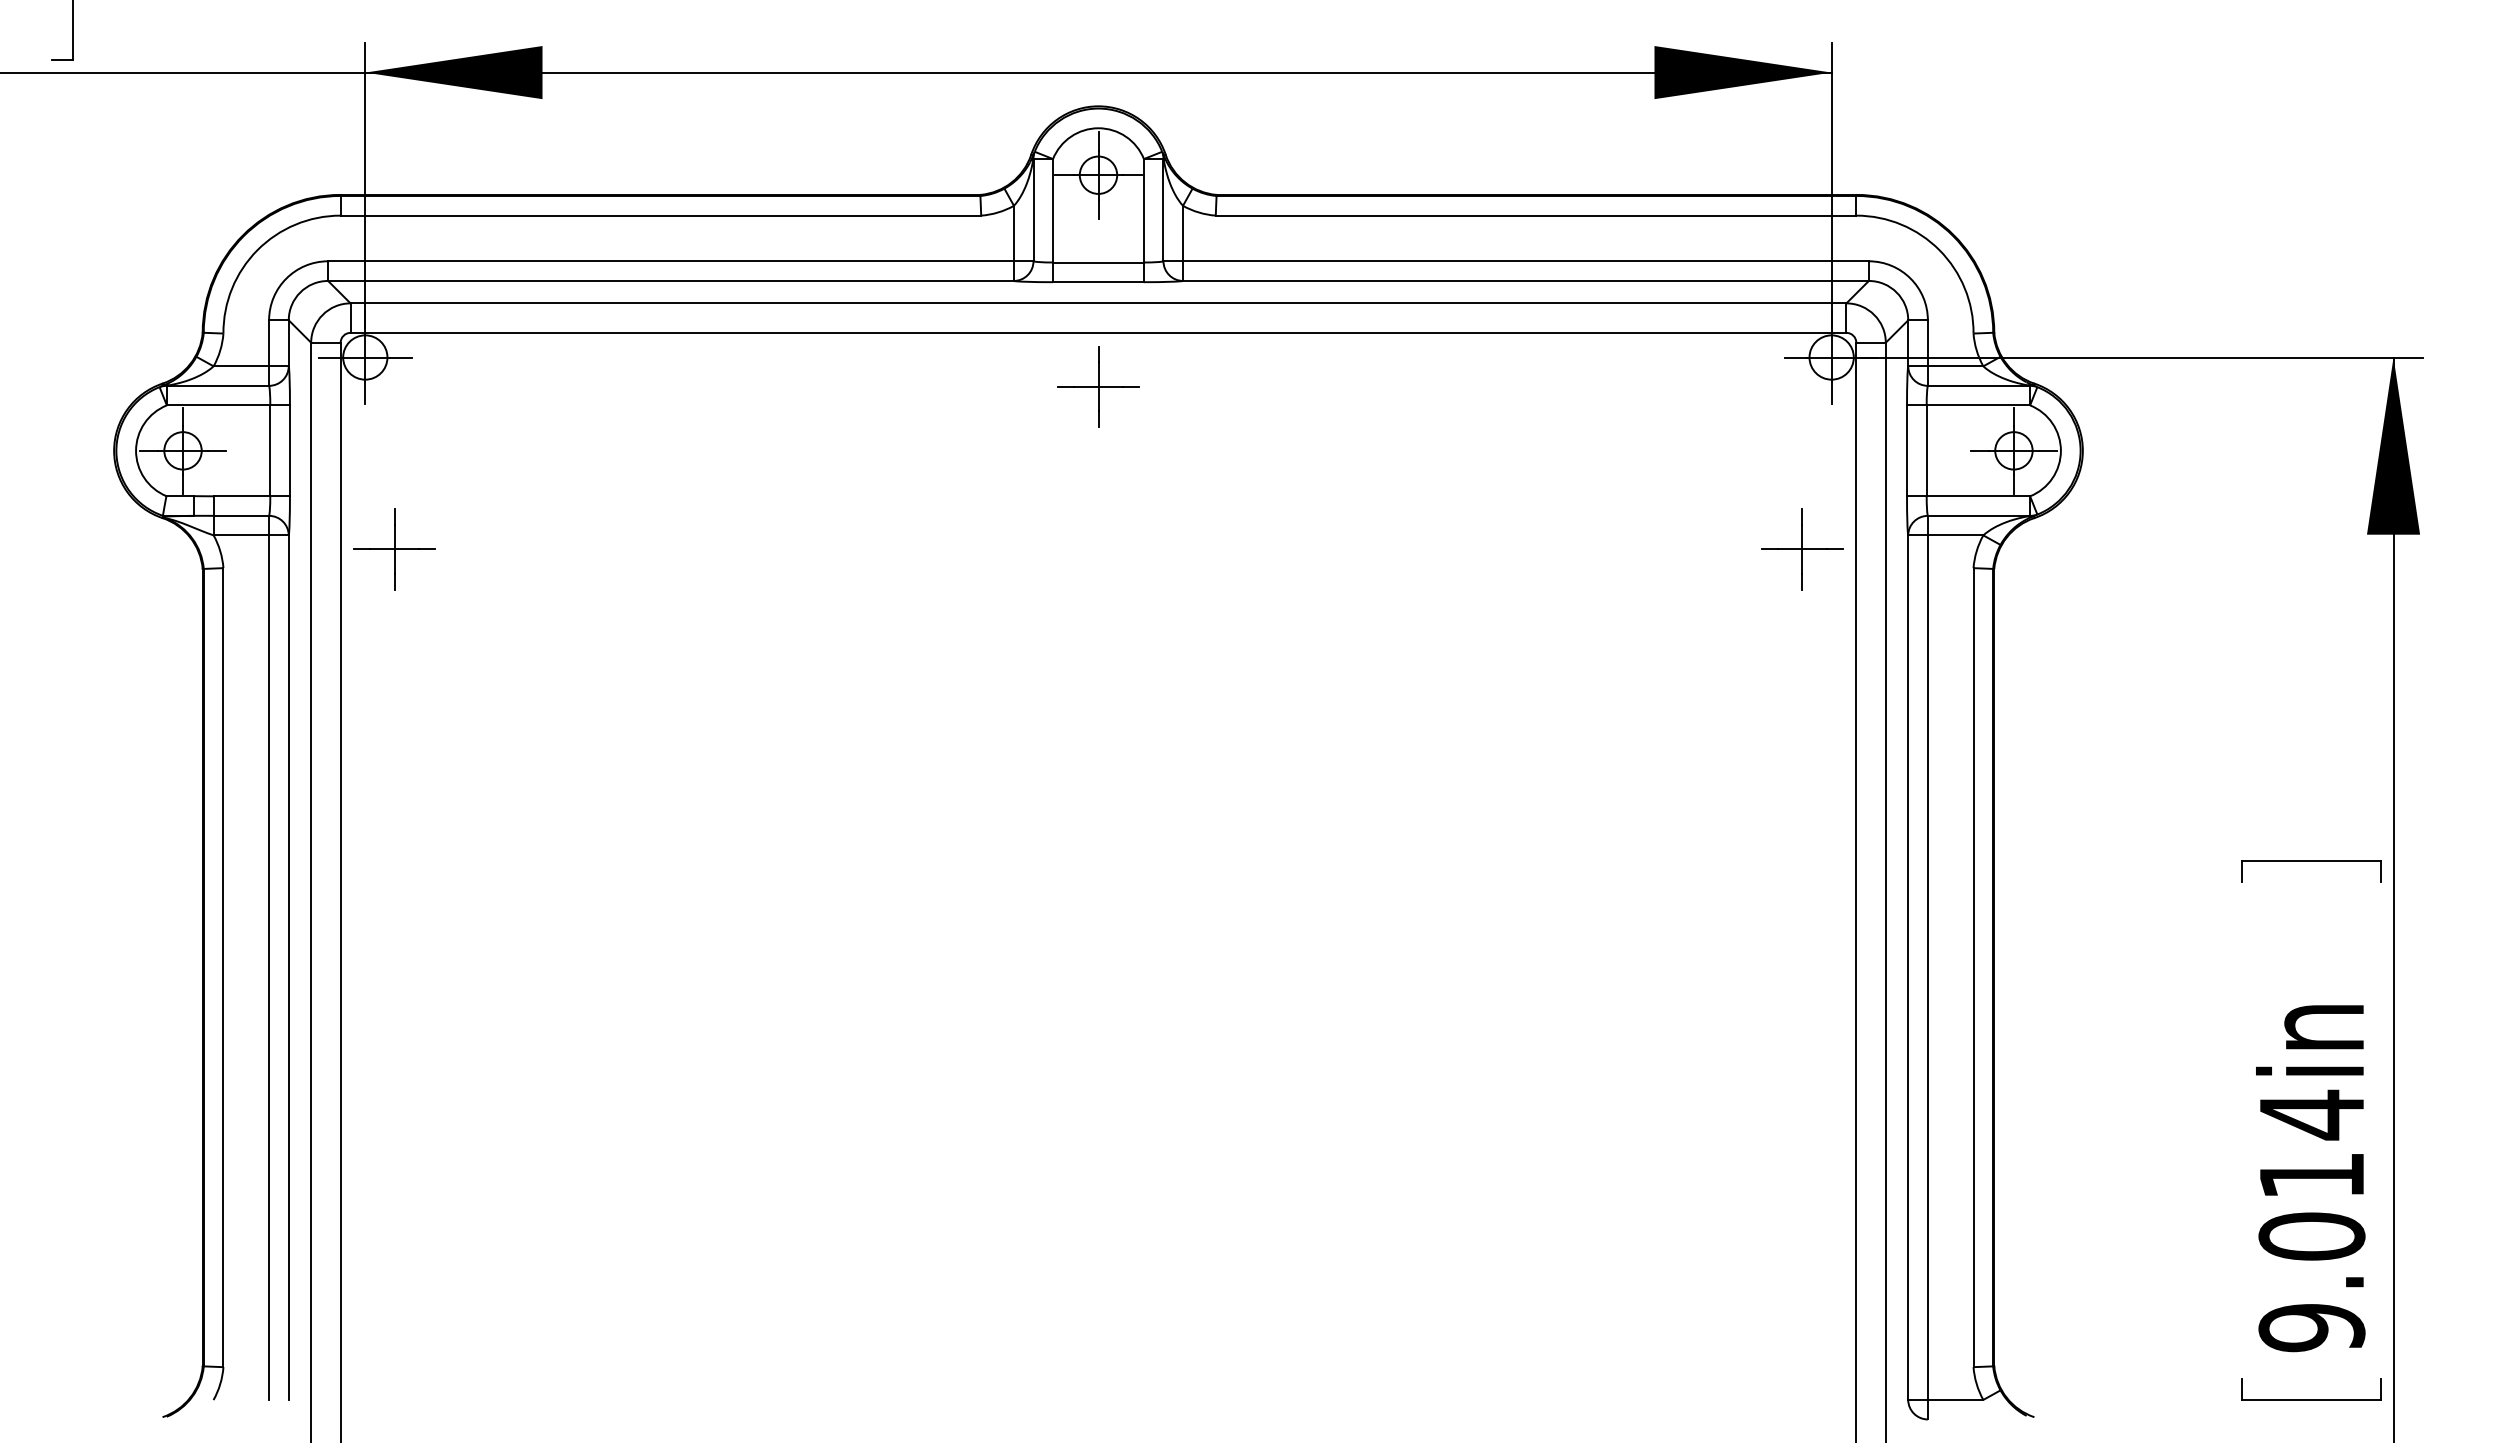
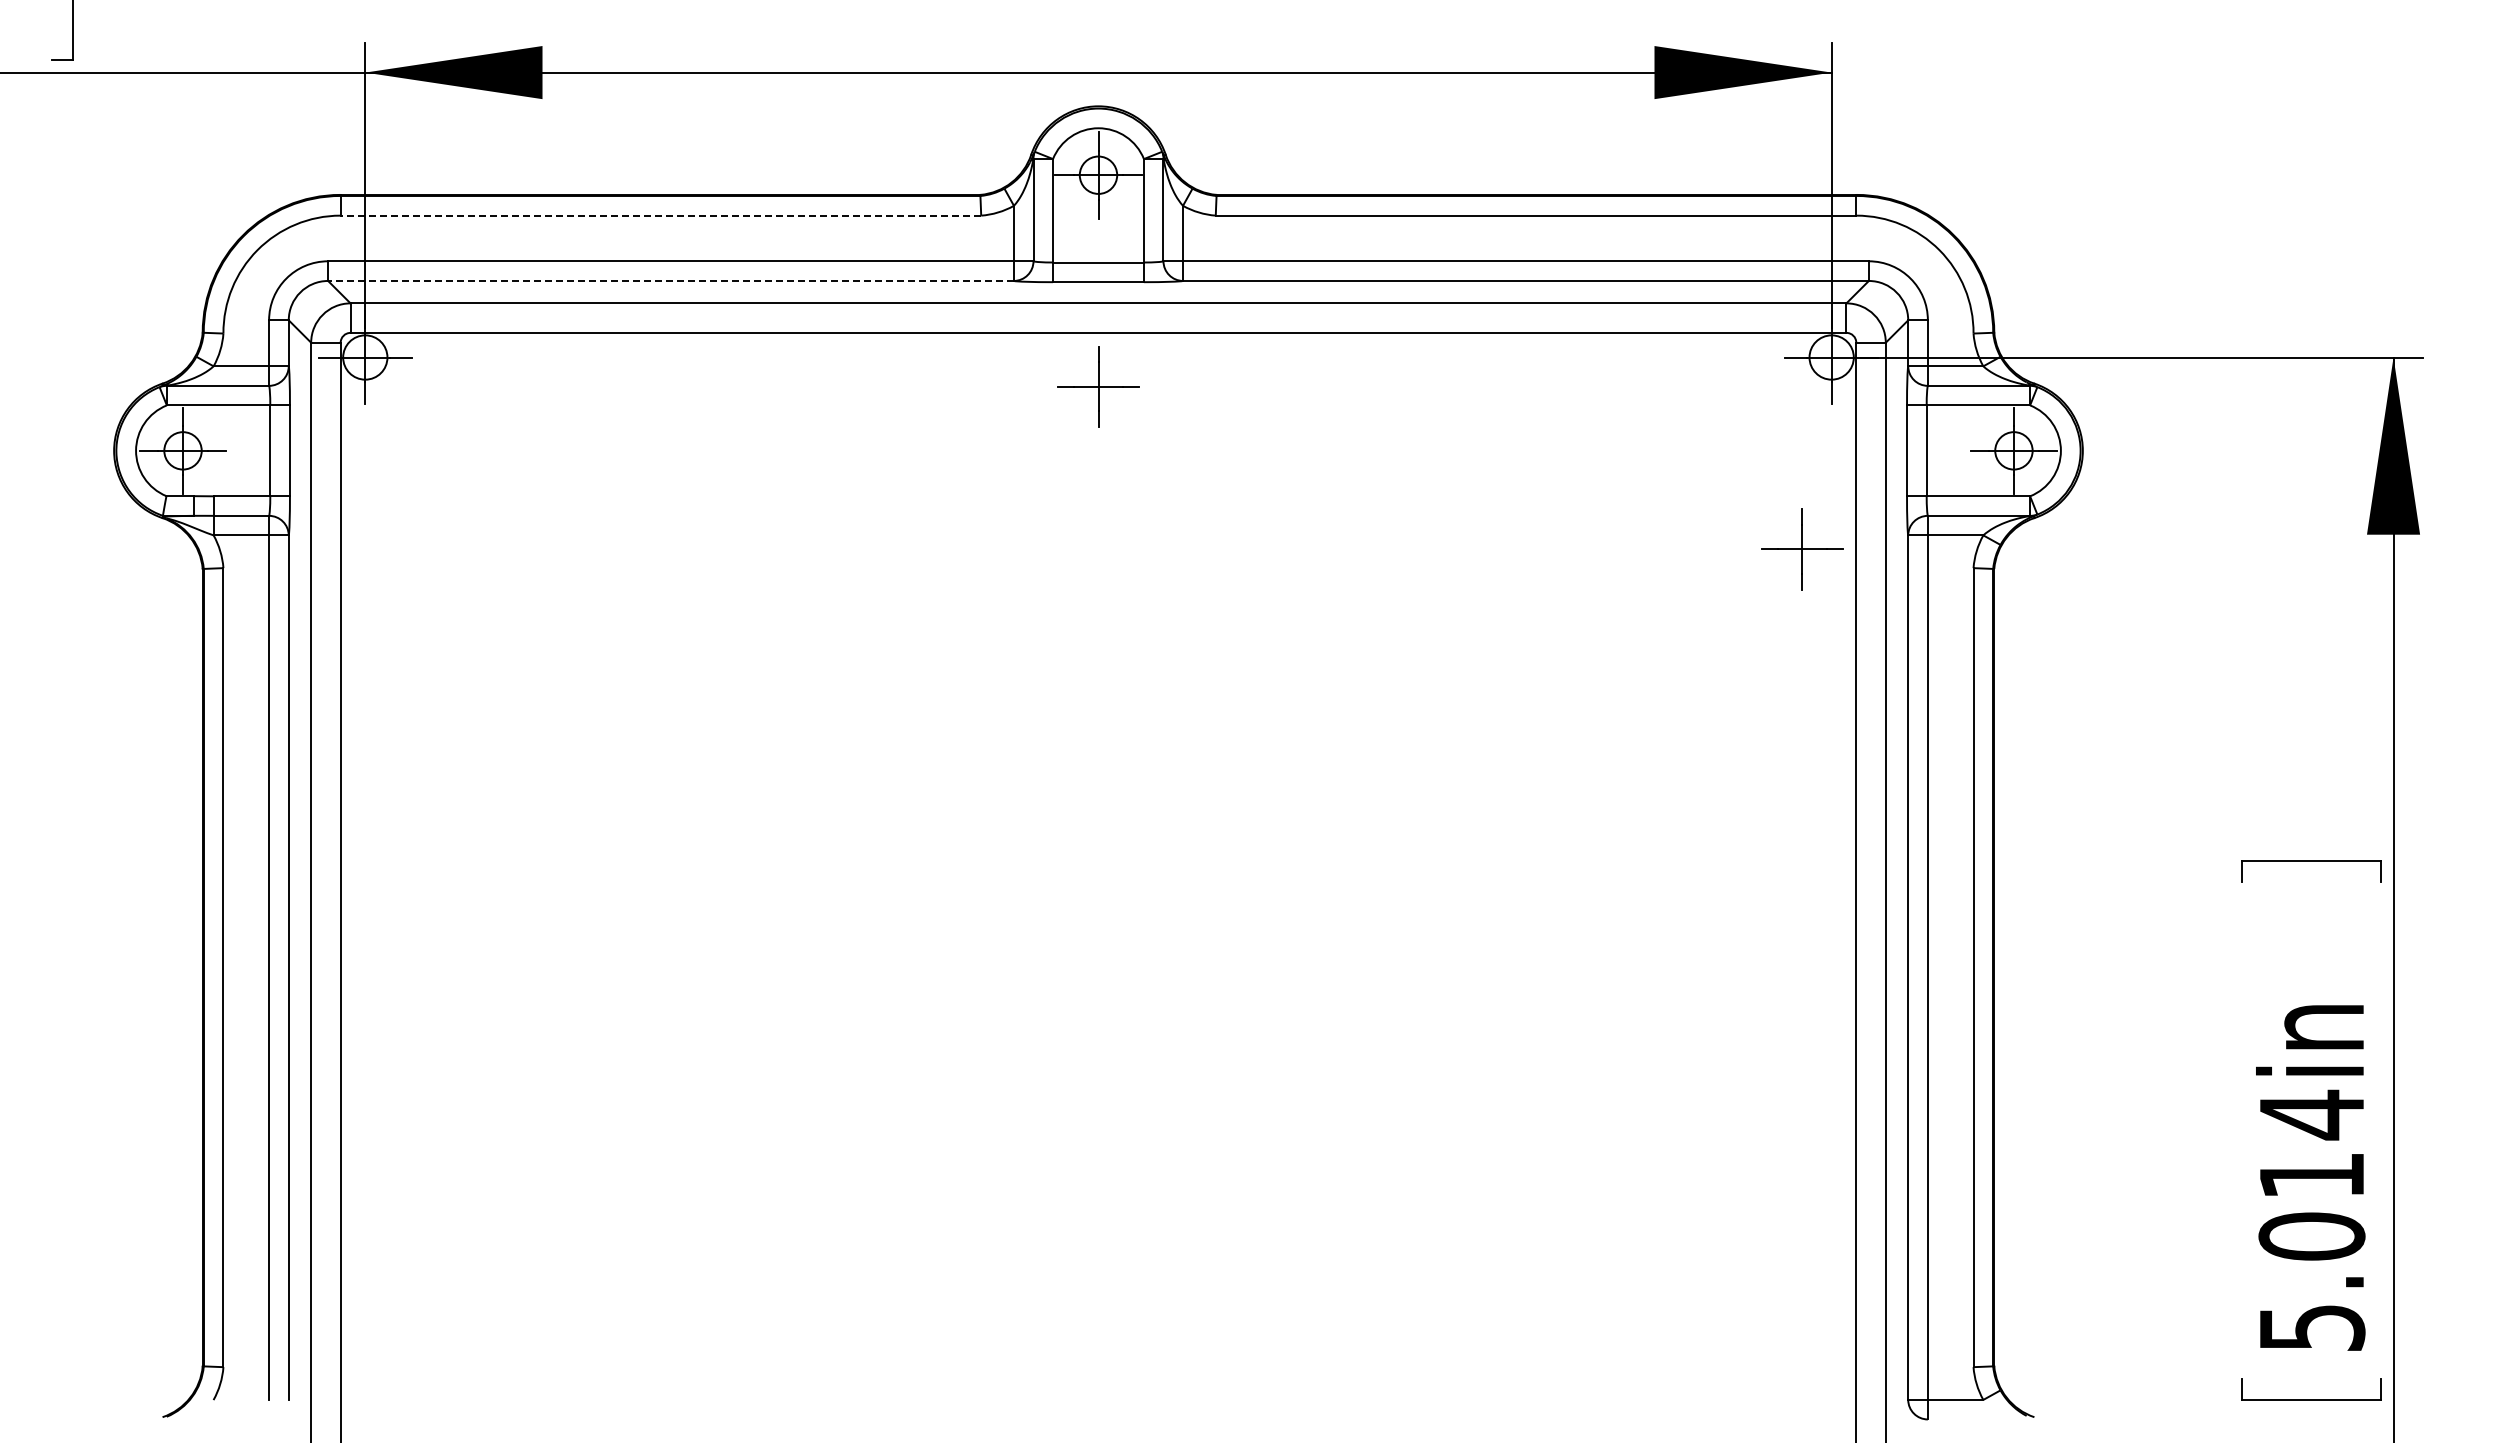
line: solid -> dashed (660, 215)
line: solid -> dashed (671, 280)
part: present -> none (394, 549)
text: 9.014in -> 5.014in (2311, 1328)
